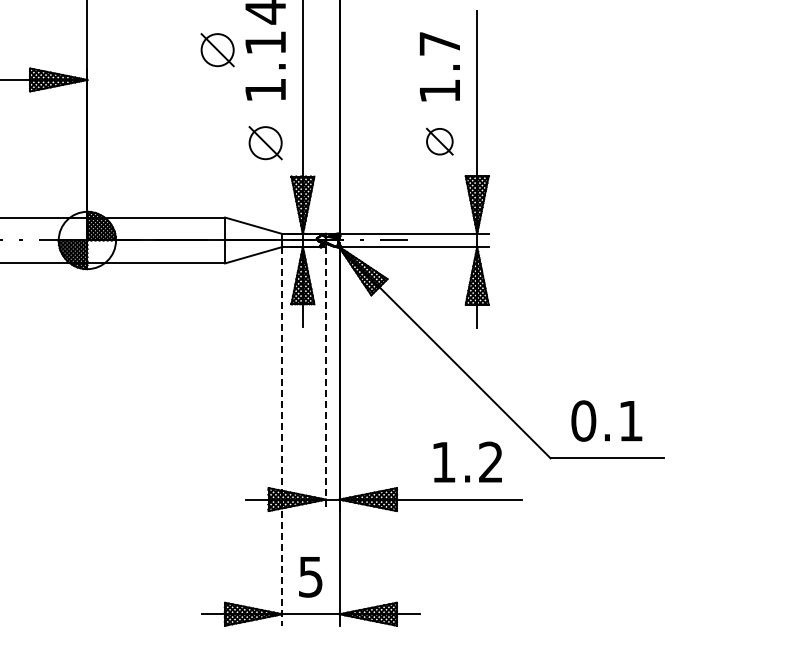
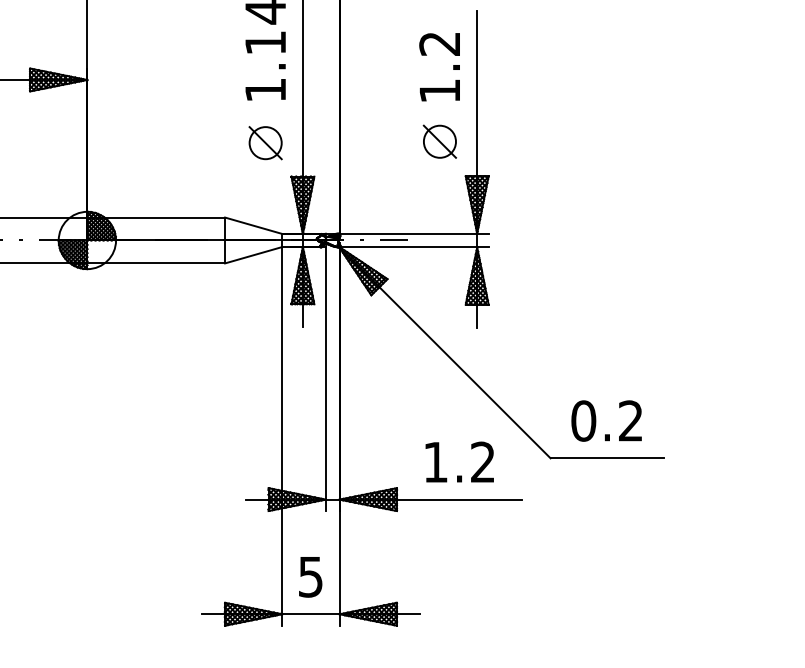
text: 1.7 -> 1.2 (439, 43)
part: present -> none (217, 50)
part size: 28x29 px -> 35x35 px (439, 141)
line: dashed -> solid (325, 379)
text: 0.1 -> 0.2 (630, 420)
line: dashed -> solid (282, 436)
text position: (467, 461) -> (459, 461) (459, 461)
